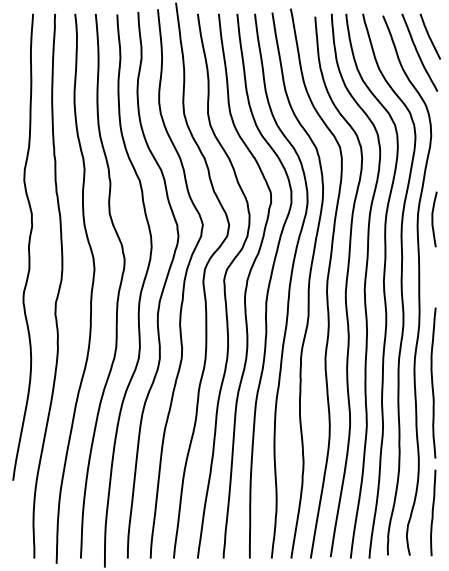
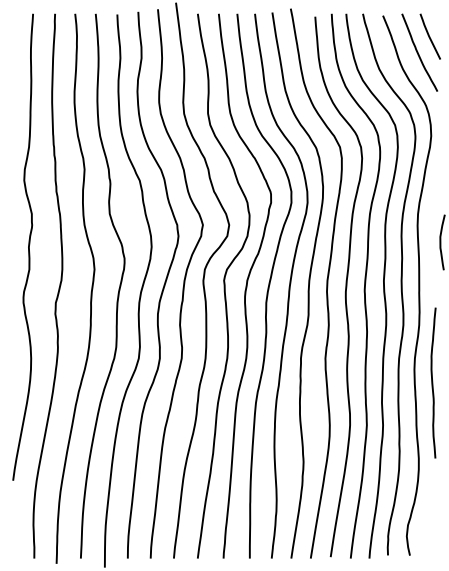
curve position: (433, 219) -> (441, 242) (441, 242)
curve: present -> none (433, 512)
